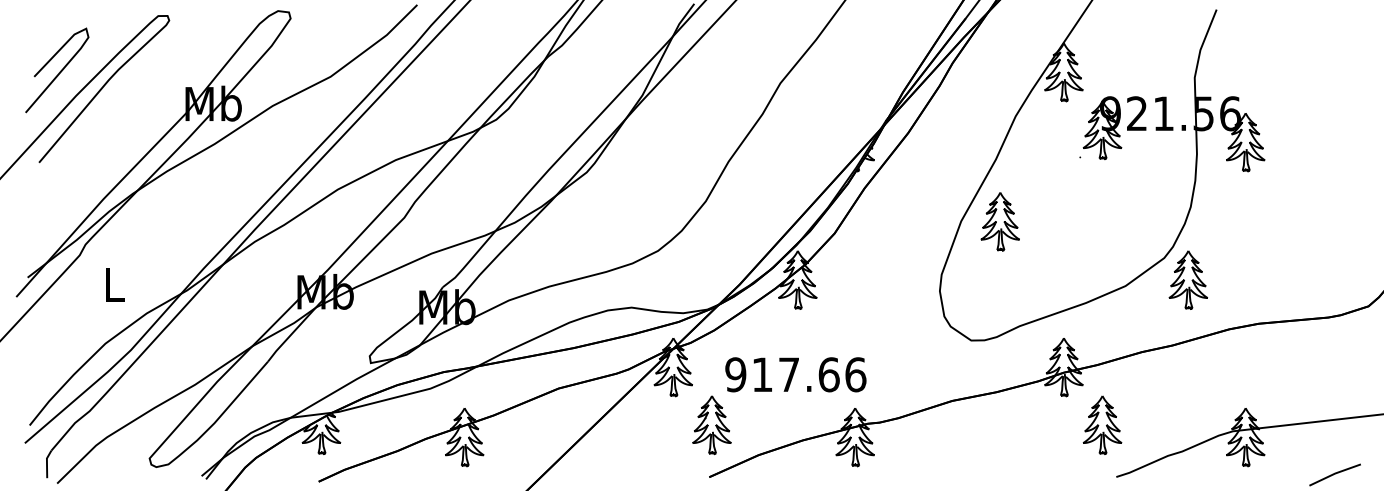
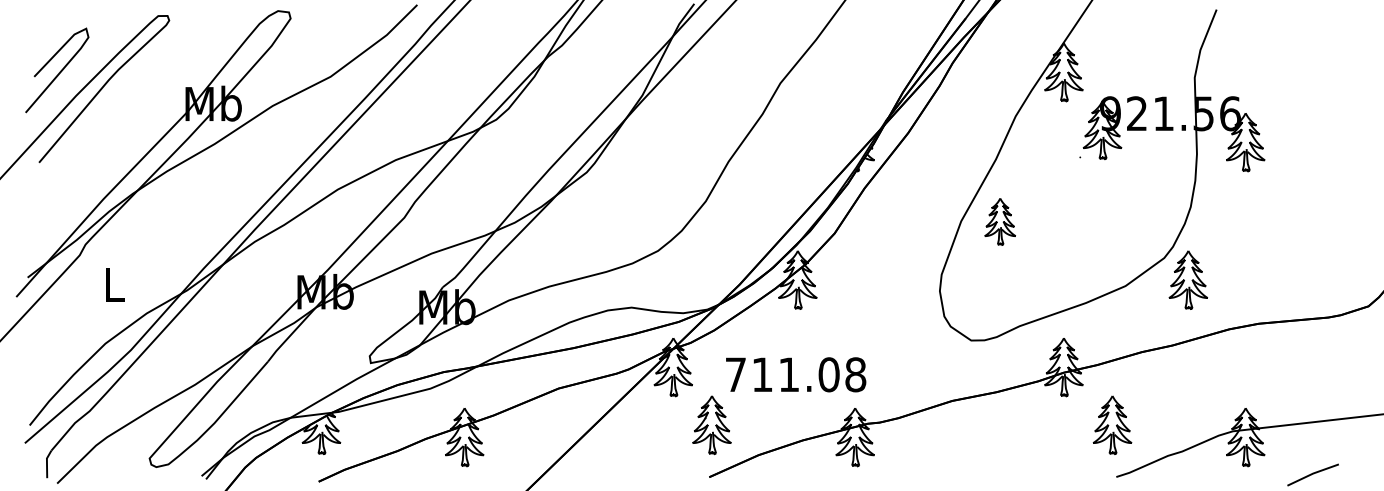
part size: 40x60 px -> 32x48 px (999, 221)
text: 917.66 -> 711.08 (795, 374)
part position: (1102, 424) -> (1112, 424) (1112, 424)
line position: (1334, 474) -> (1312, 474) (1312, 474)
